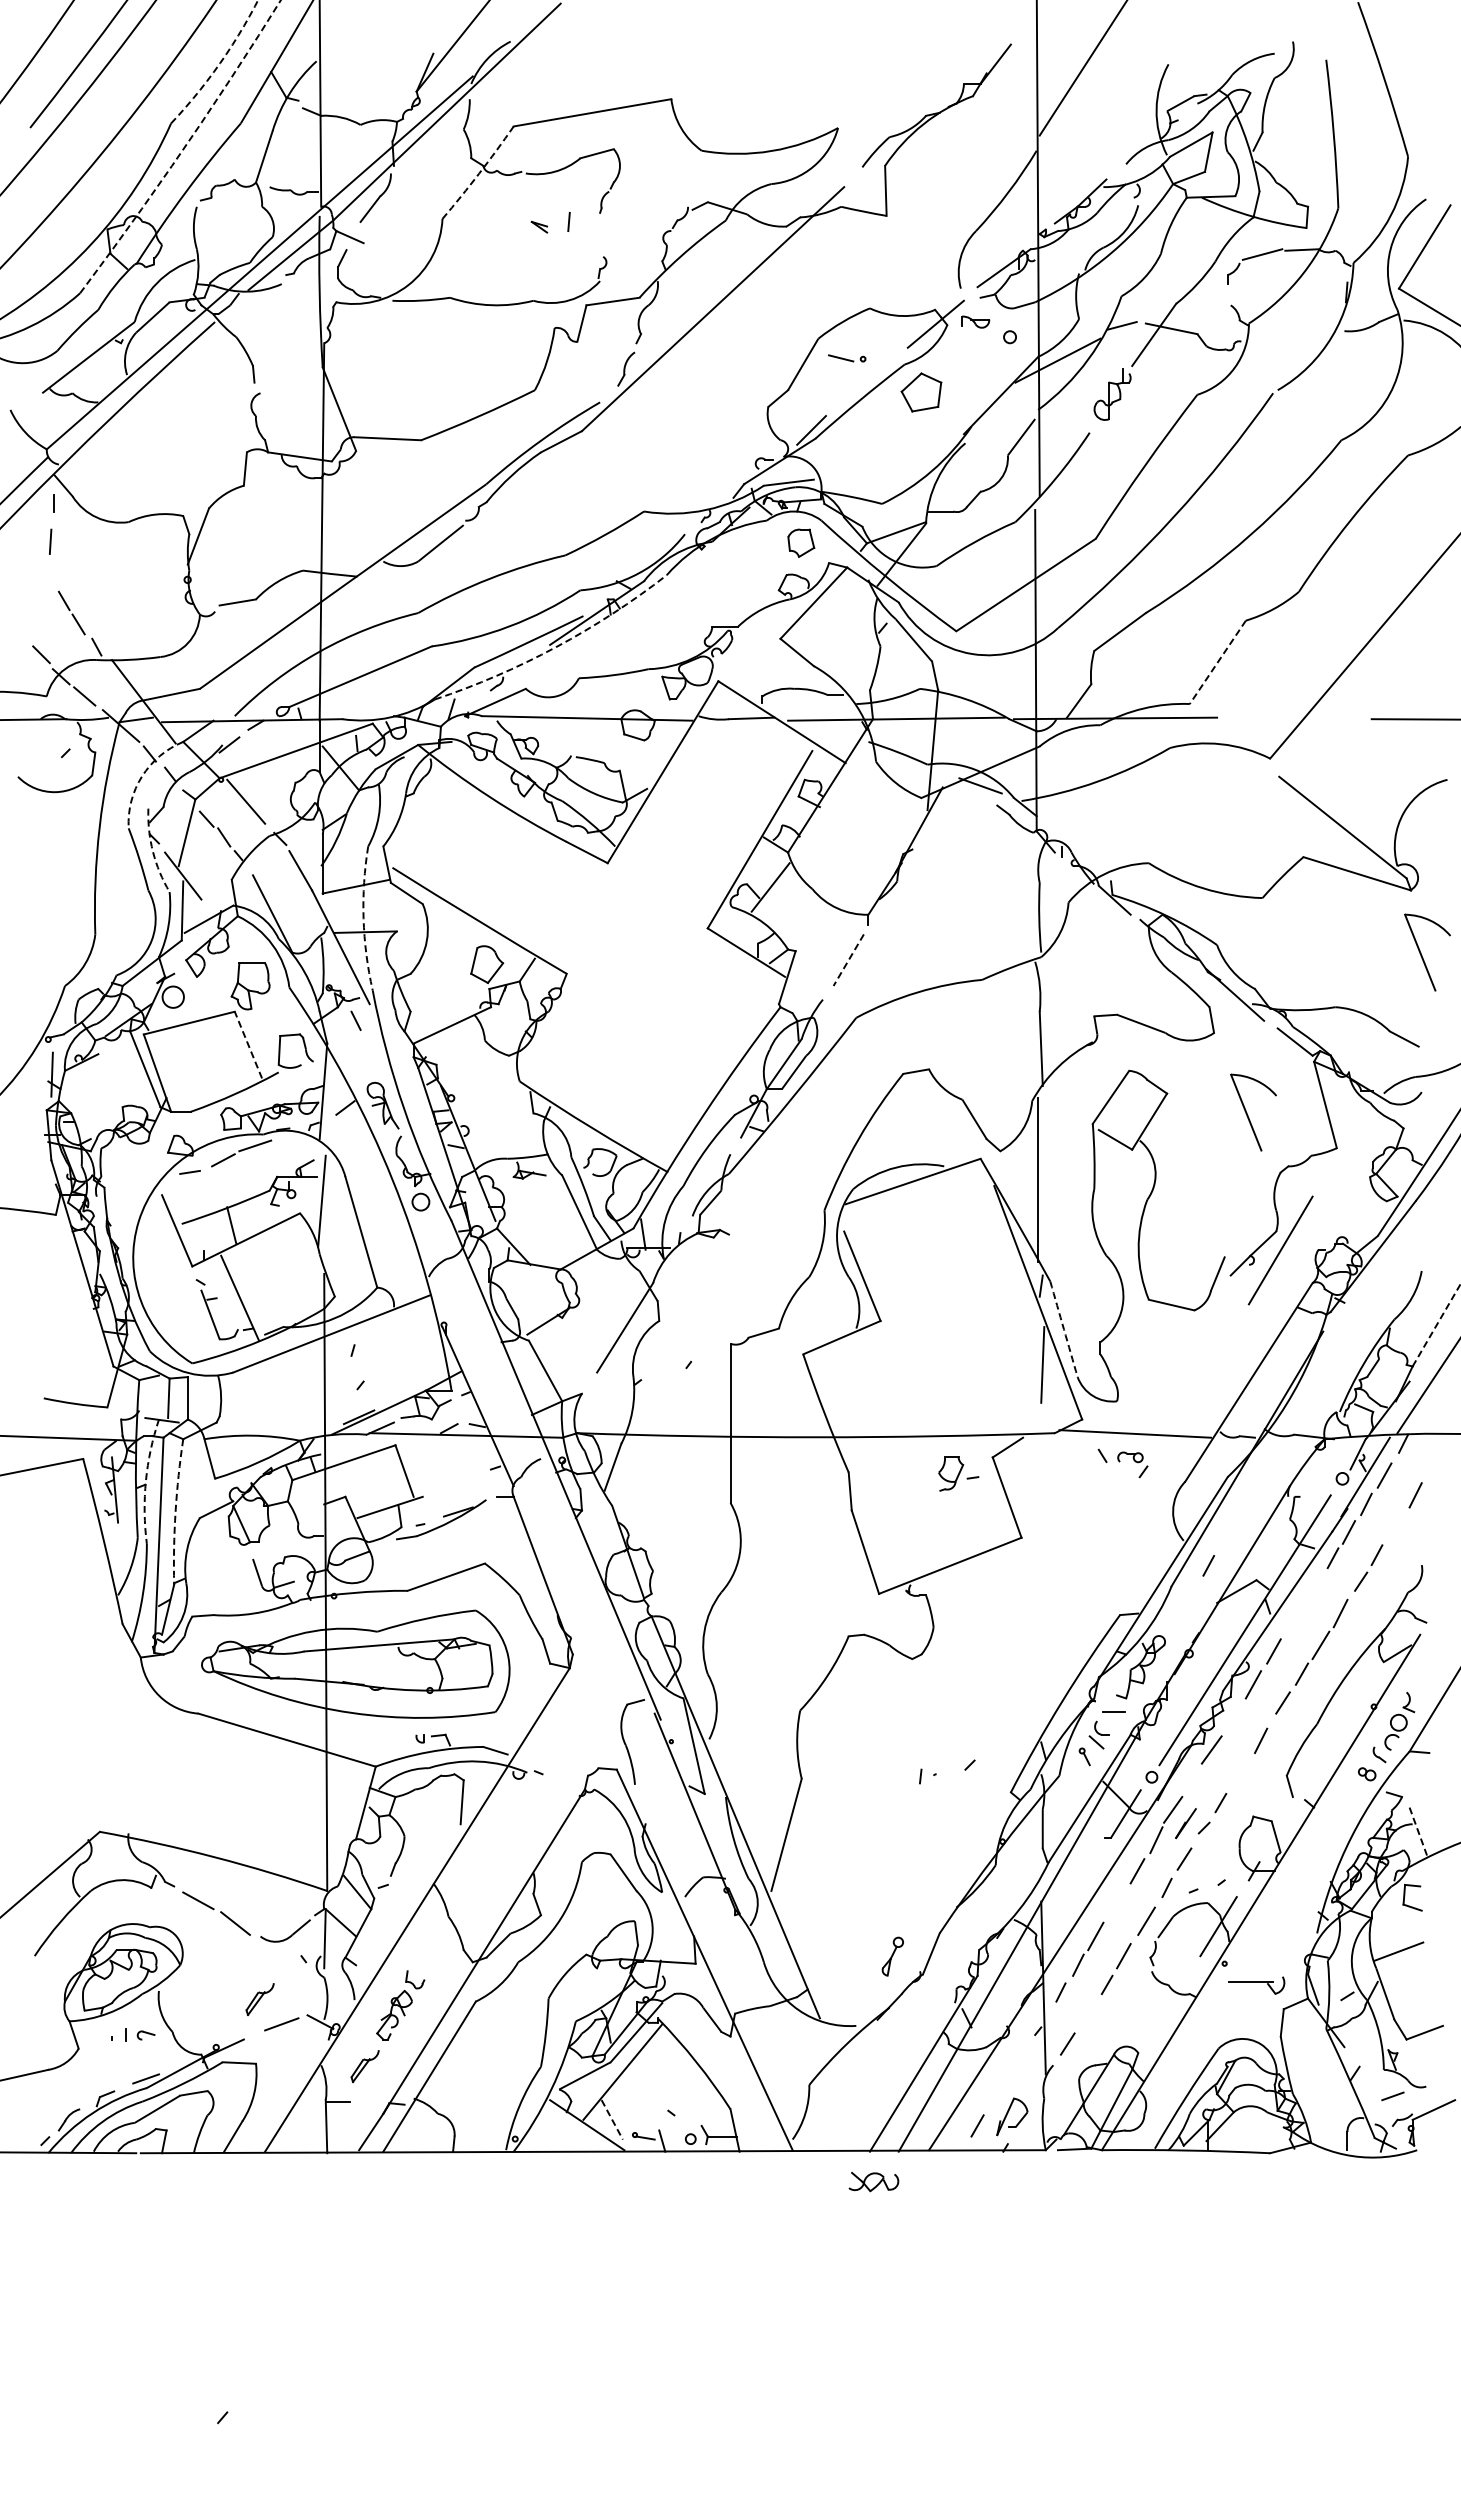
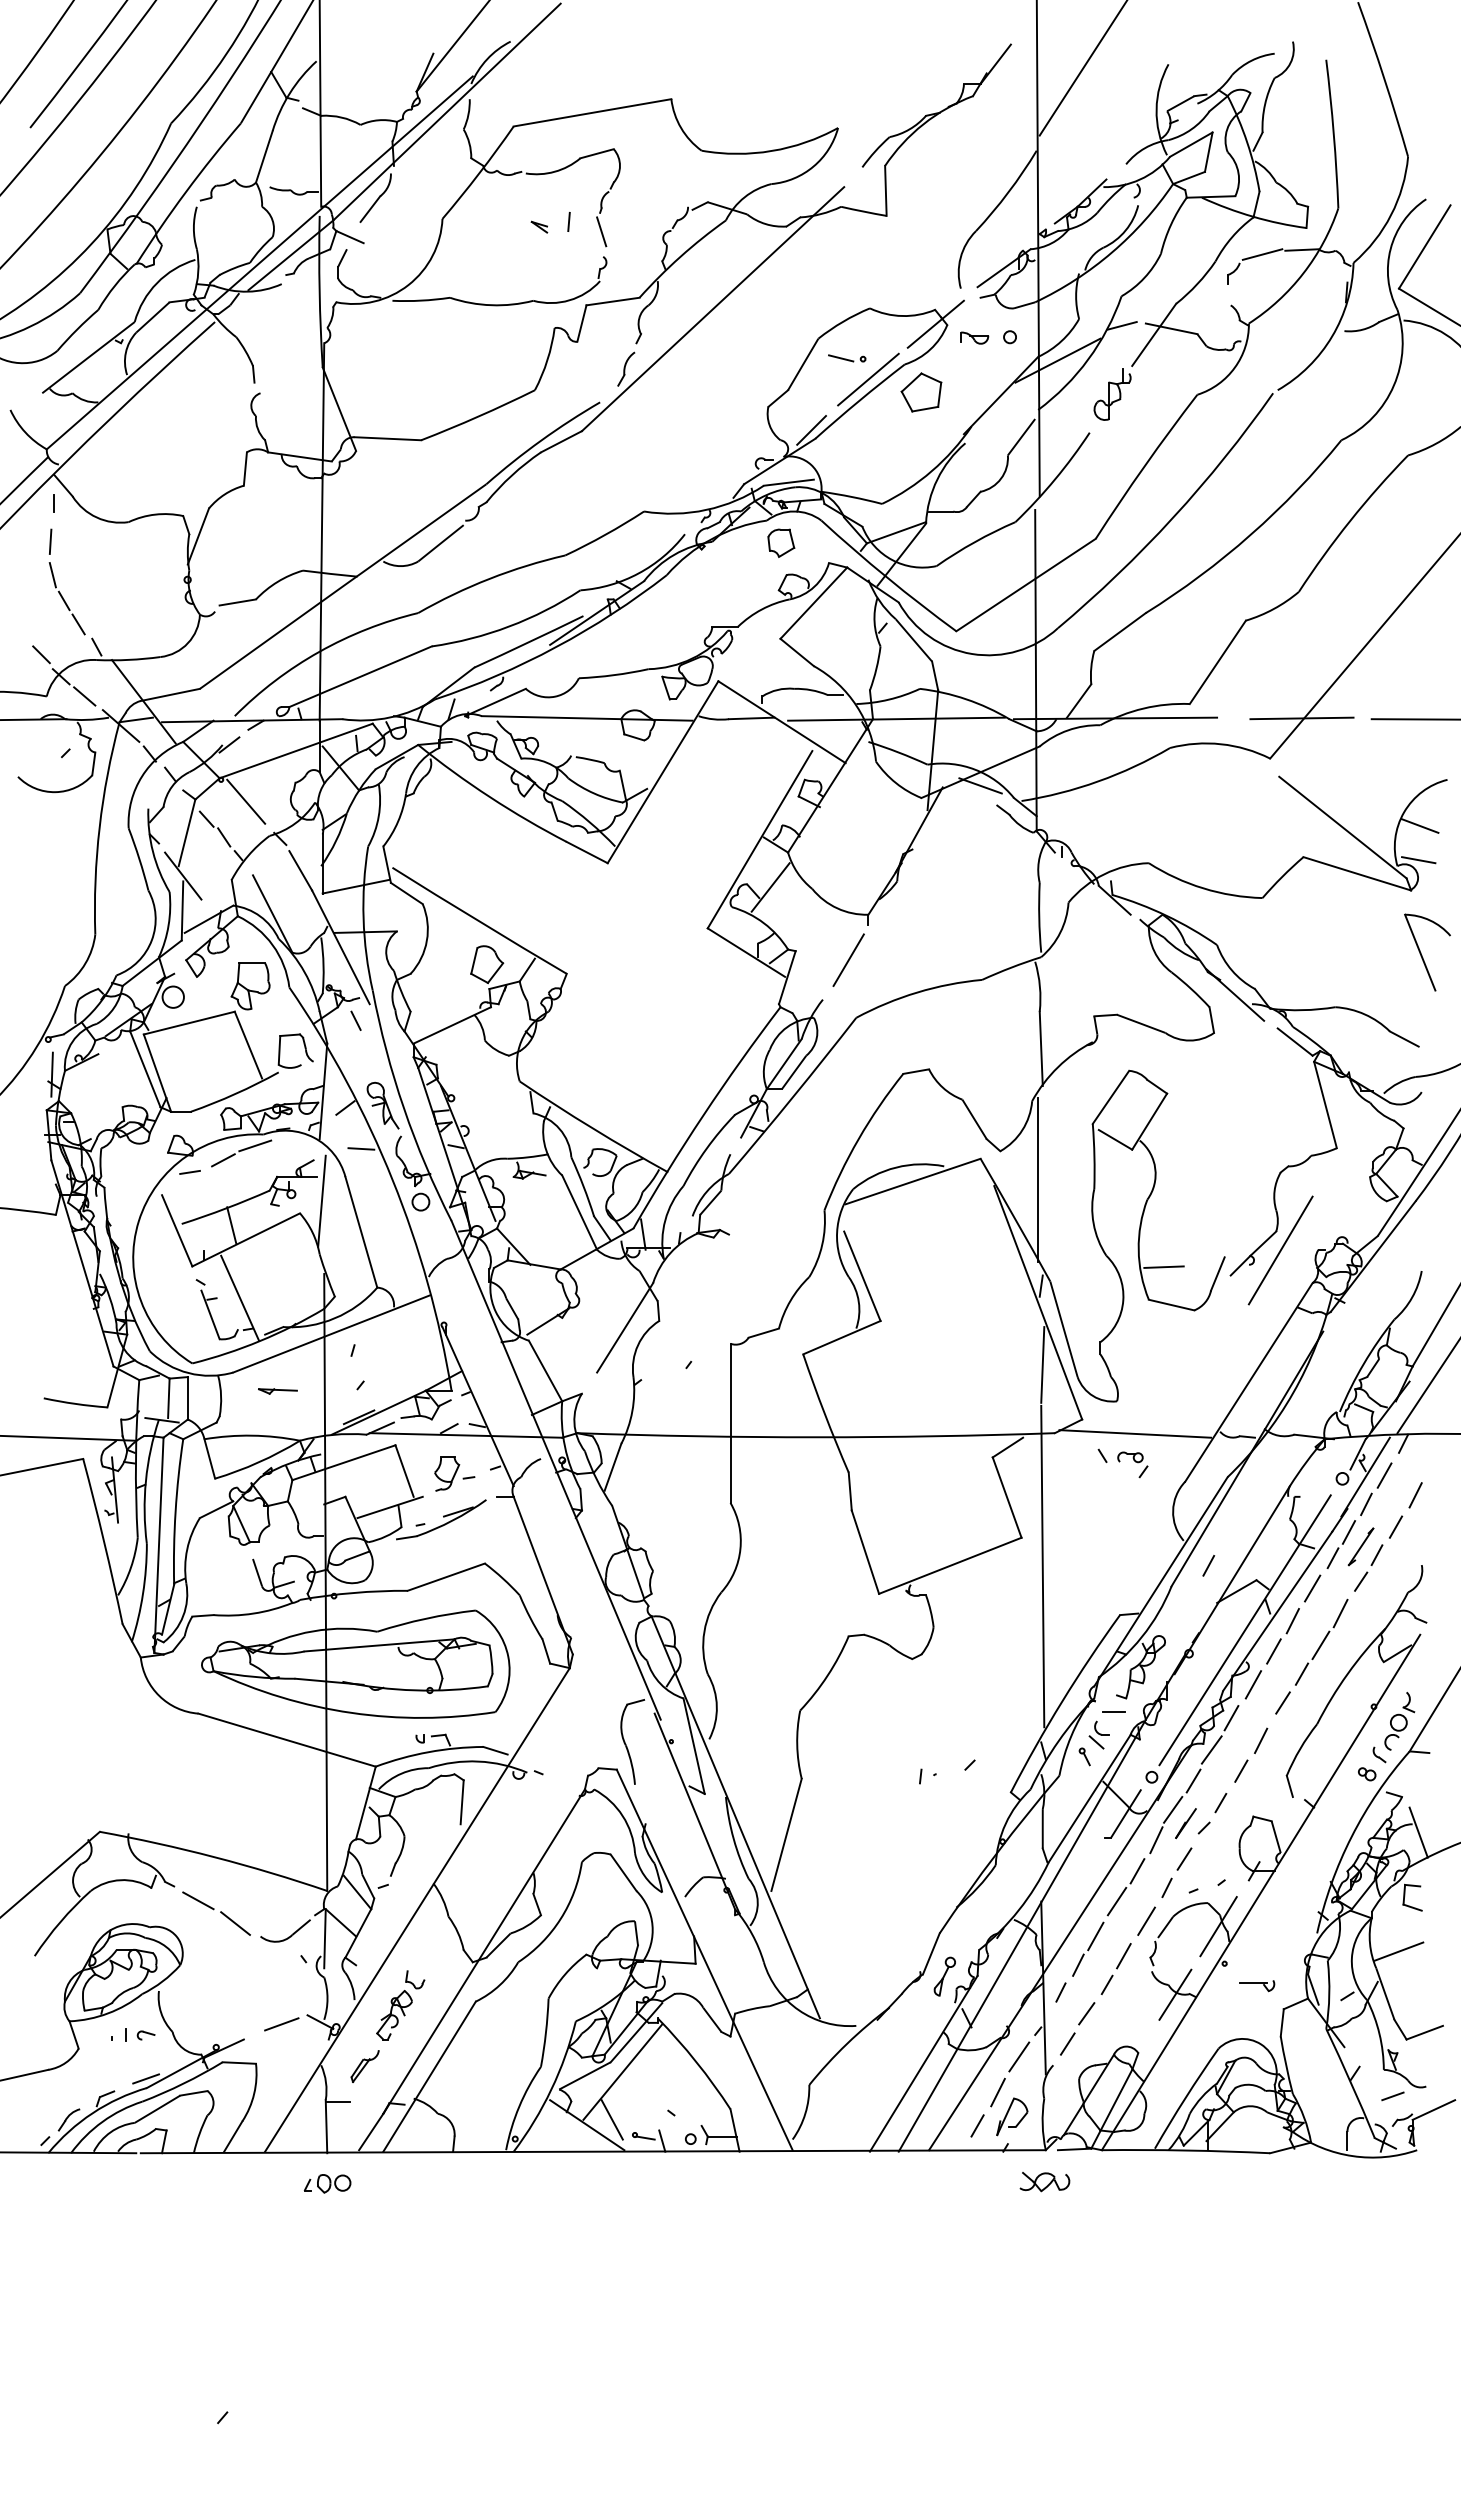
arc: dashed -> solid (218, 65)
arc: dashed -> solid (183, 148)
arc: dashed -> solid (479, 173)
line: none -> present (601, 231)
part position: (975, 321) -> (974, 337) (974, 337)
line: none -> present (868, 379)
part position: (801, 542) -> (781, 542) (781, 542)
line: none -> present (52, 575)
arc: dashed -> solid (556, 647)
line: dashed -> solid (1217, 662)
line: none -> present (1301, 718)
arc: dashed -> solid (142, 776)
line: none -> present (1420, 825)
arc: dashed -> solid (153, 851)
line: none -> present (1418, 860)
arc: dashed -> solid (363, 918)
line: dashed -> solid (848, 960)
line: dashed -> solid (248, 1044)
part: present -> none (1253, 1112)
line: none -> present (361, 1148)
line: none -> present (1163, 1266)
line: dashed -> solid (1436, 1325)
arc: dashed -> solid (1063, 1329)
part: none -> present (277, 1391)
part position: (958, 1473) -> (454, 1473) (454, 1473)
arc: dashed -> solid (145, 1481)
arc: dashed -> solid (175, 1511)
line: none -> present (1395, 1526)
part: none -> present (1360, 1546)
line: none -> present (1042, 1566)
line: none -> present (1312, 1588)
line: none -> present (1292, 1621)
line: none -> present (1231, 1718)
line: none -> present (1241, 1770)
line: none -> present (1193, 1780)
line: dashed -> solid (1418, 1832)
line: none -> present (1116, 1901)
part position: (892, 1956) -> (944, 1976) (944, 1976)
part size: 58x19 px -> 37x13 px (1257, 1986)
line: none -> present (1175, 1994)
part: present -> none (259, 1999)
line: none -> present (1086, 2013)
part: none -> present (1010, 2074)
line: dashed -> solid (612, 2120)
part position: (873, 2182) -> (1044, 2182) (1044, 2182)
part: none -> present (327, 2183)
